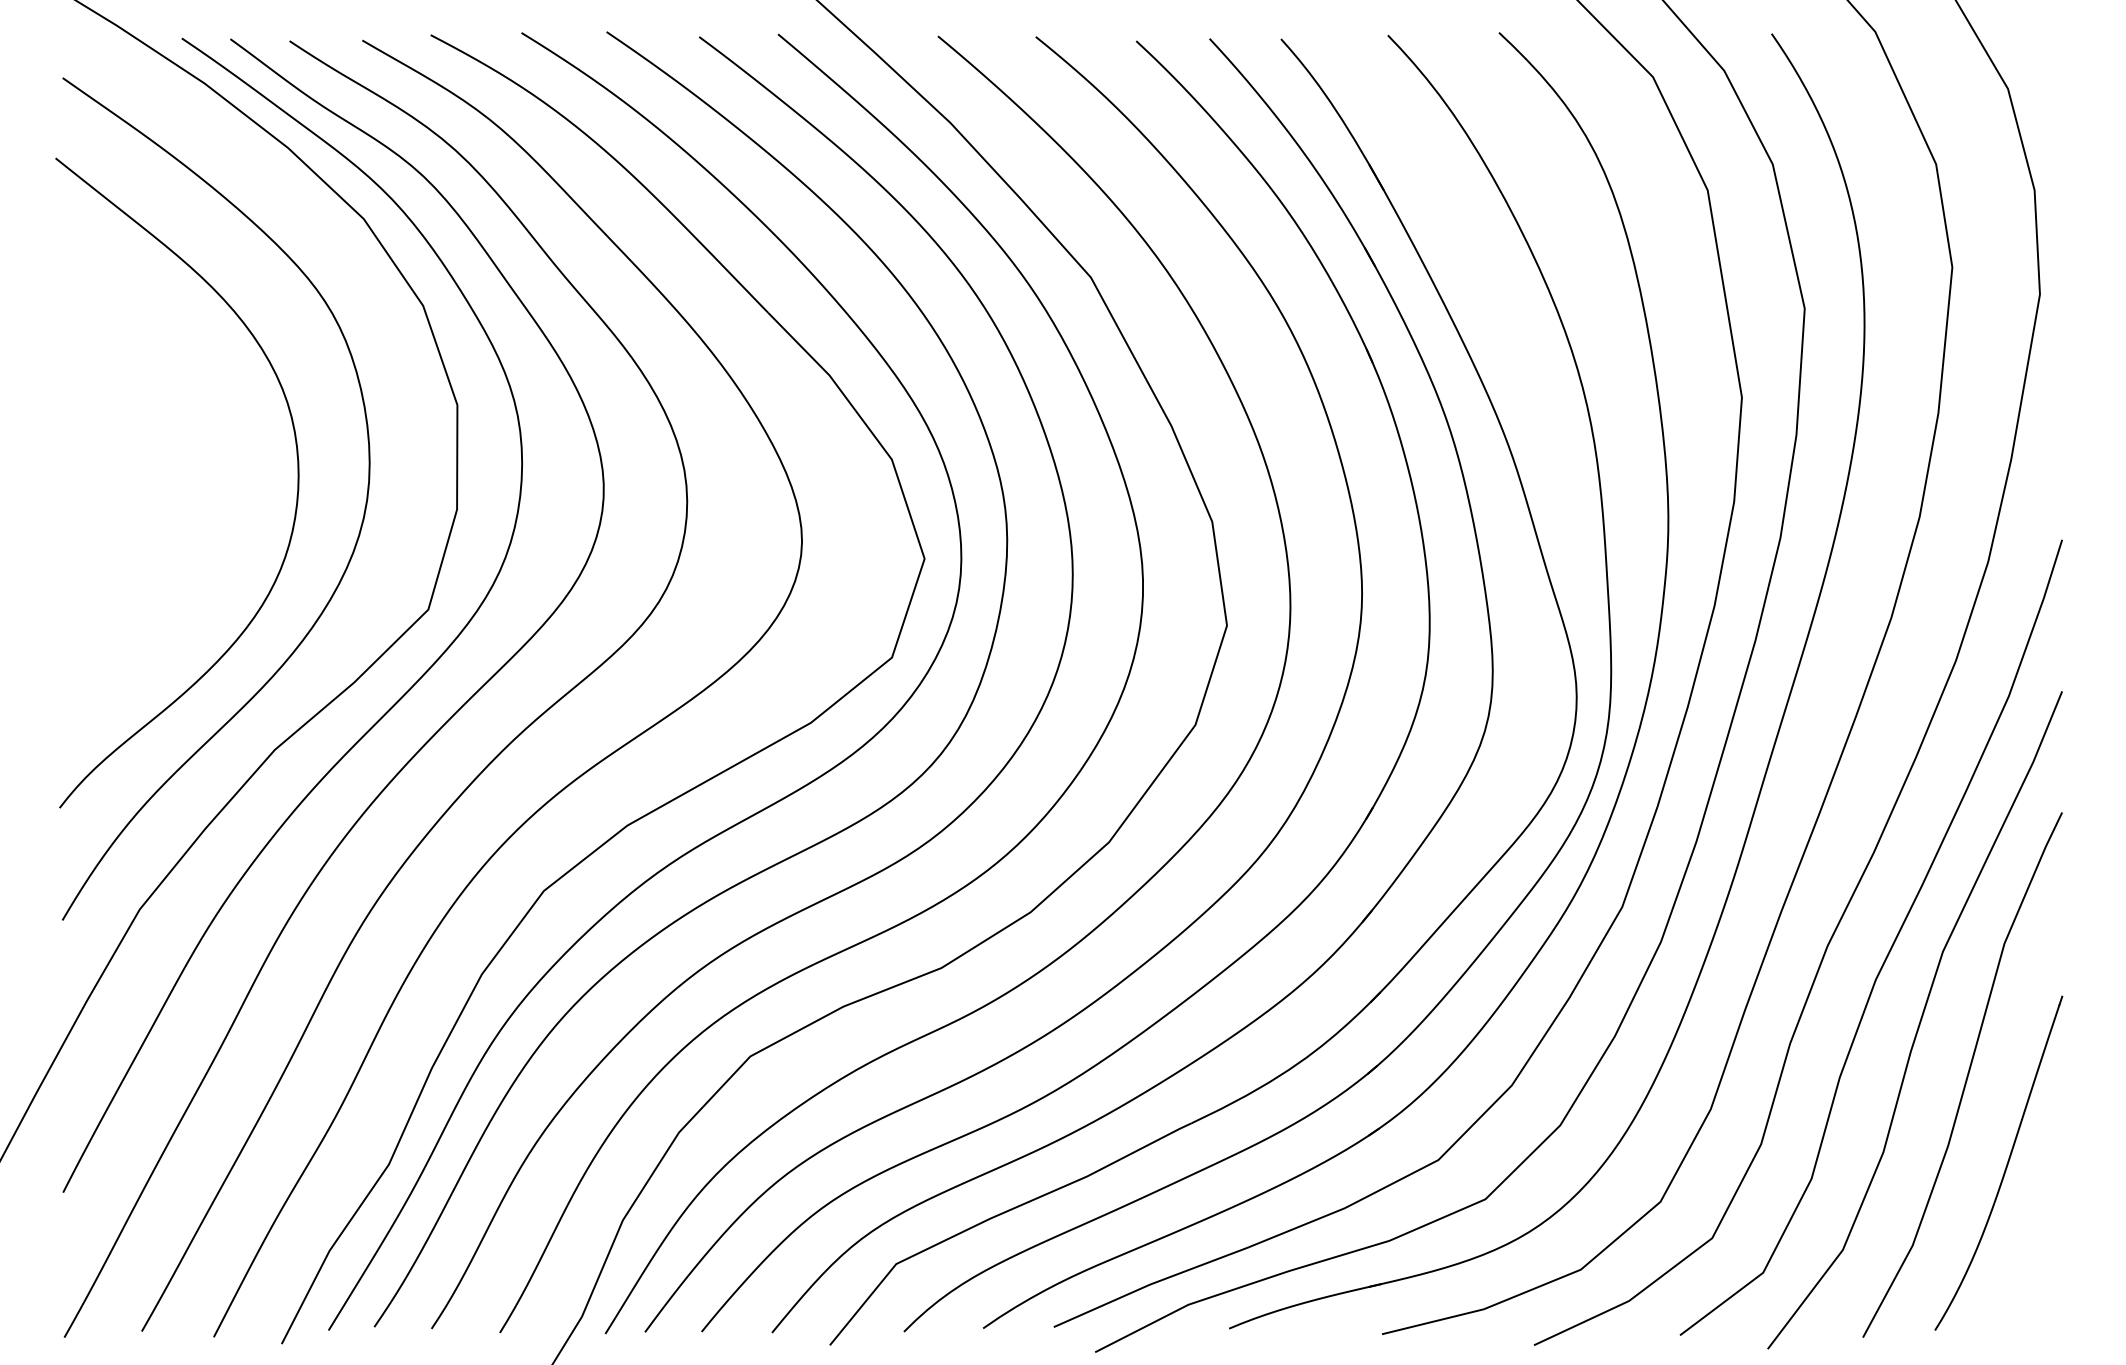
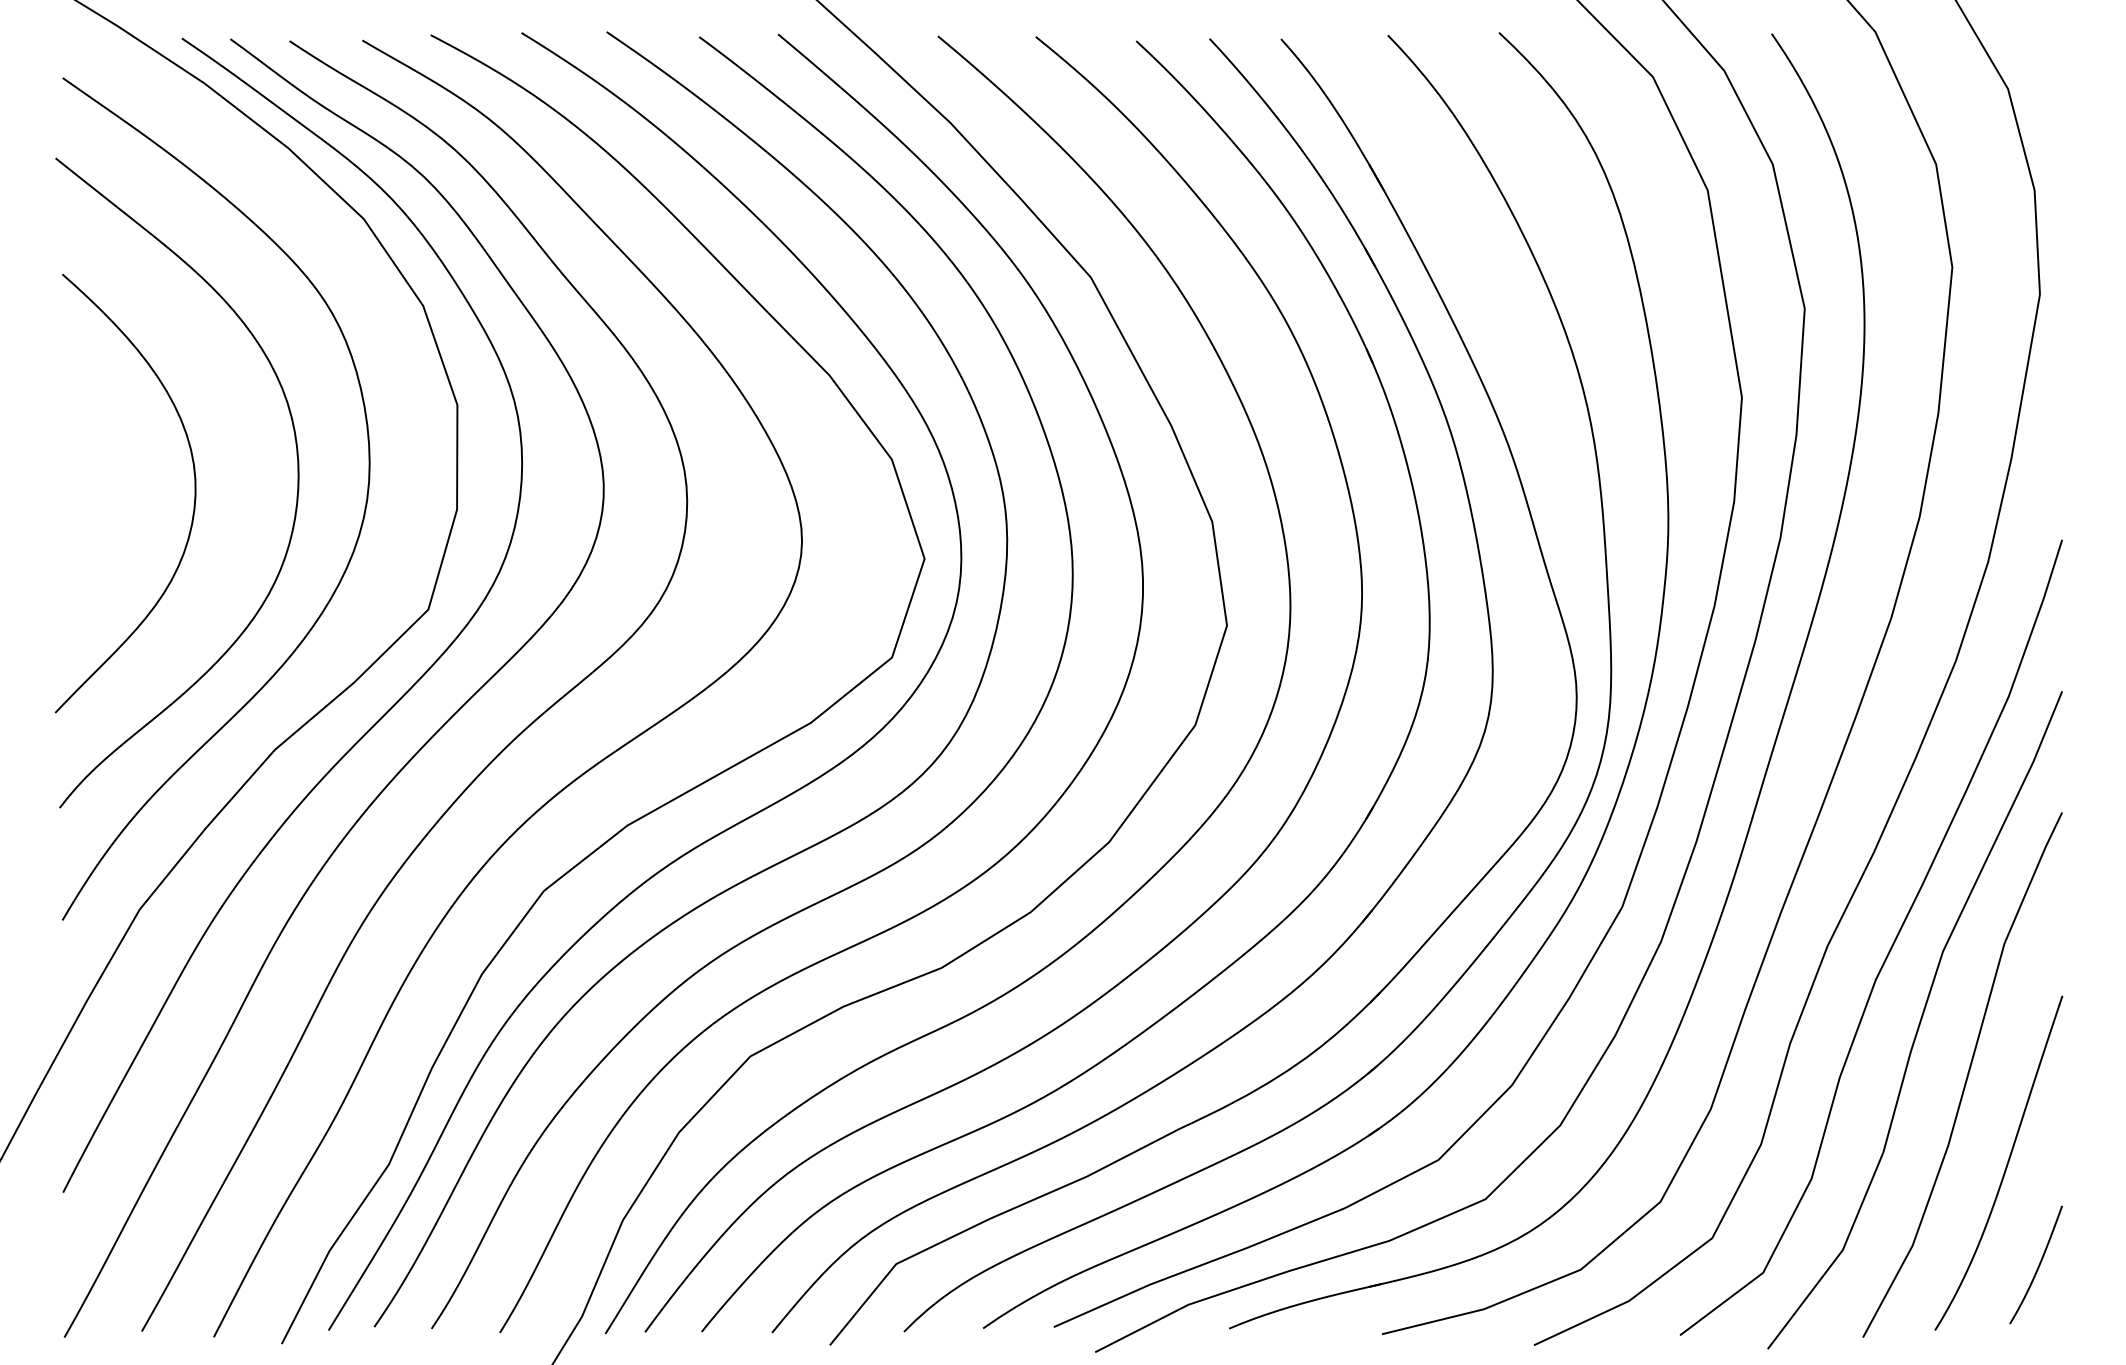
curve: none -> present (193, 504)
curve: none -> present (2037, 1266)
